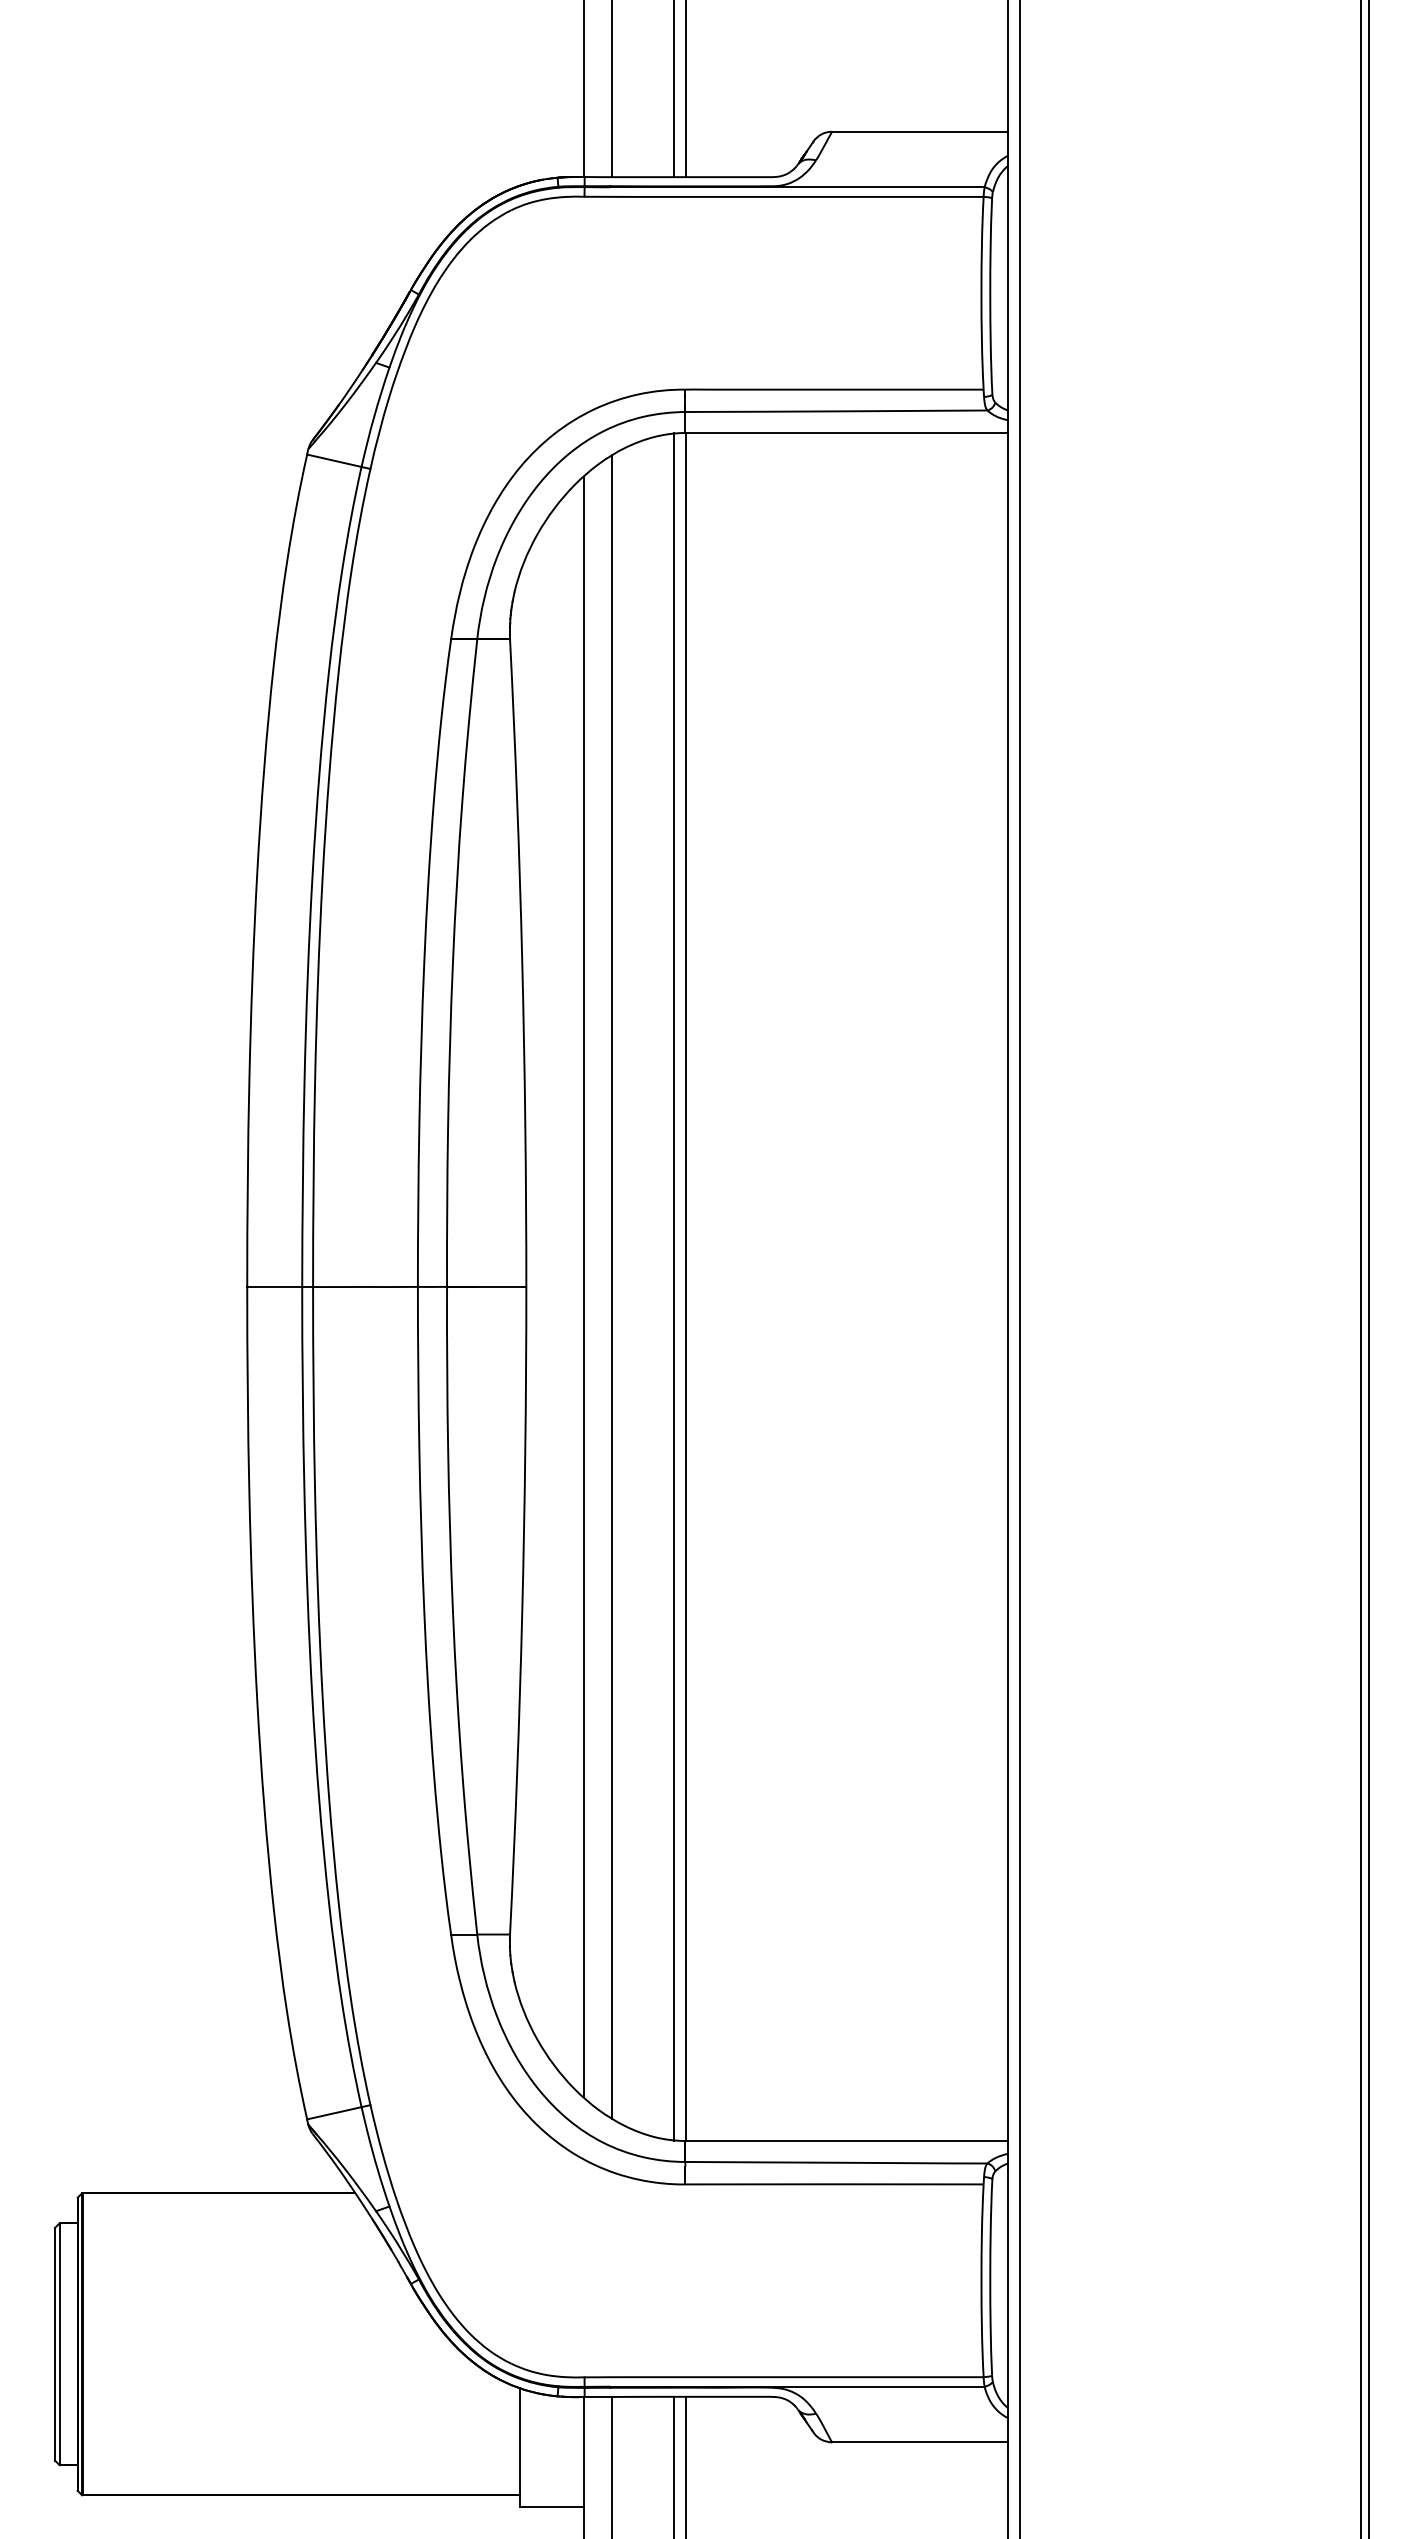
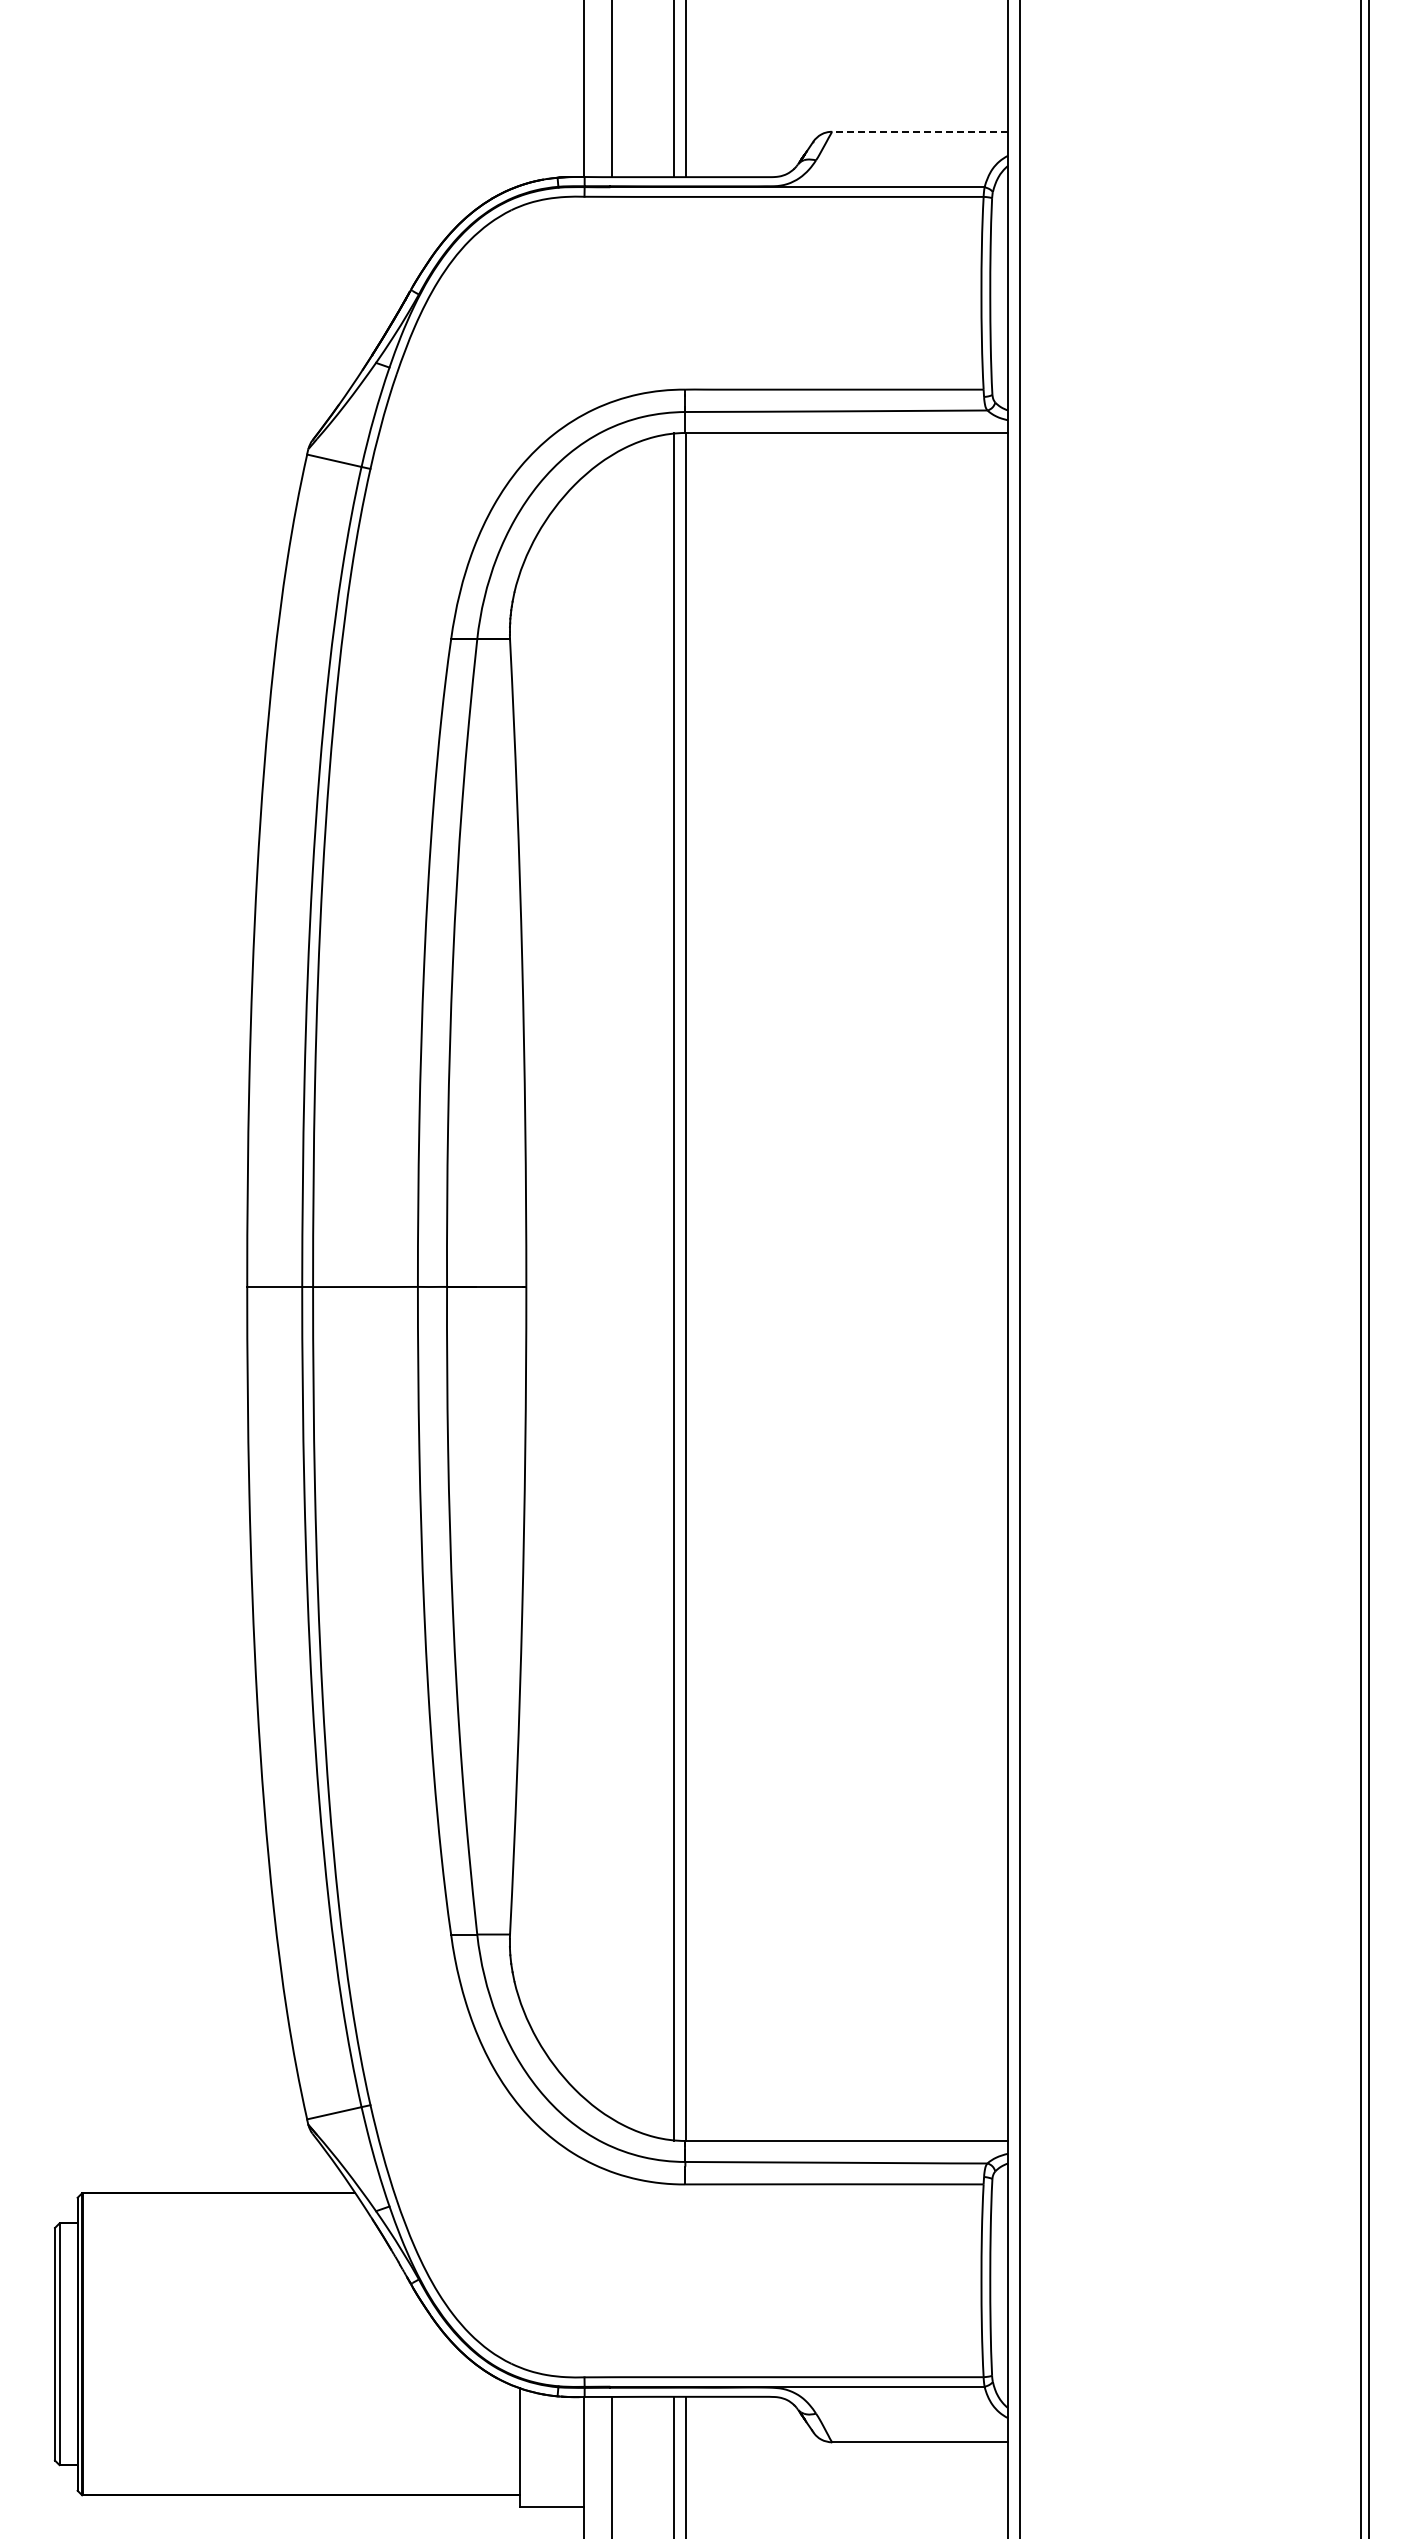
line: solid -> dashed (920, 131)
line: present -> none (583, 1286)
line: present -> none (612, 1286)
